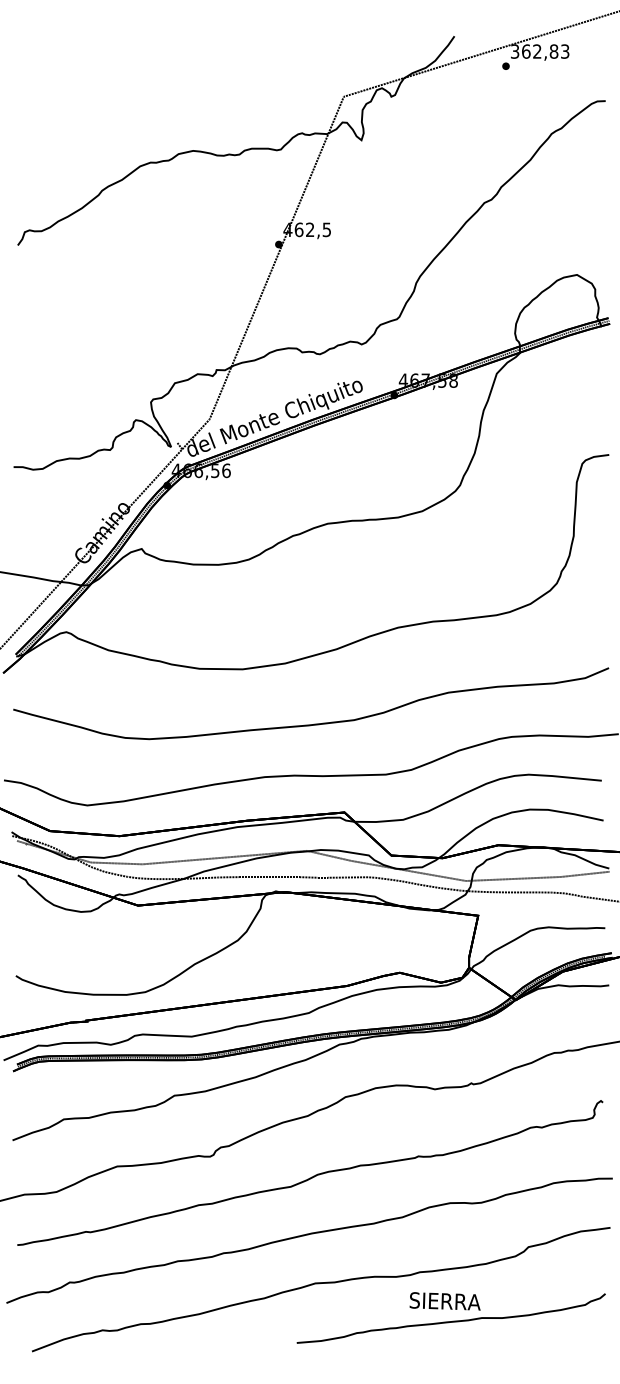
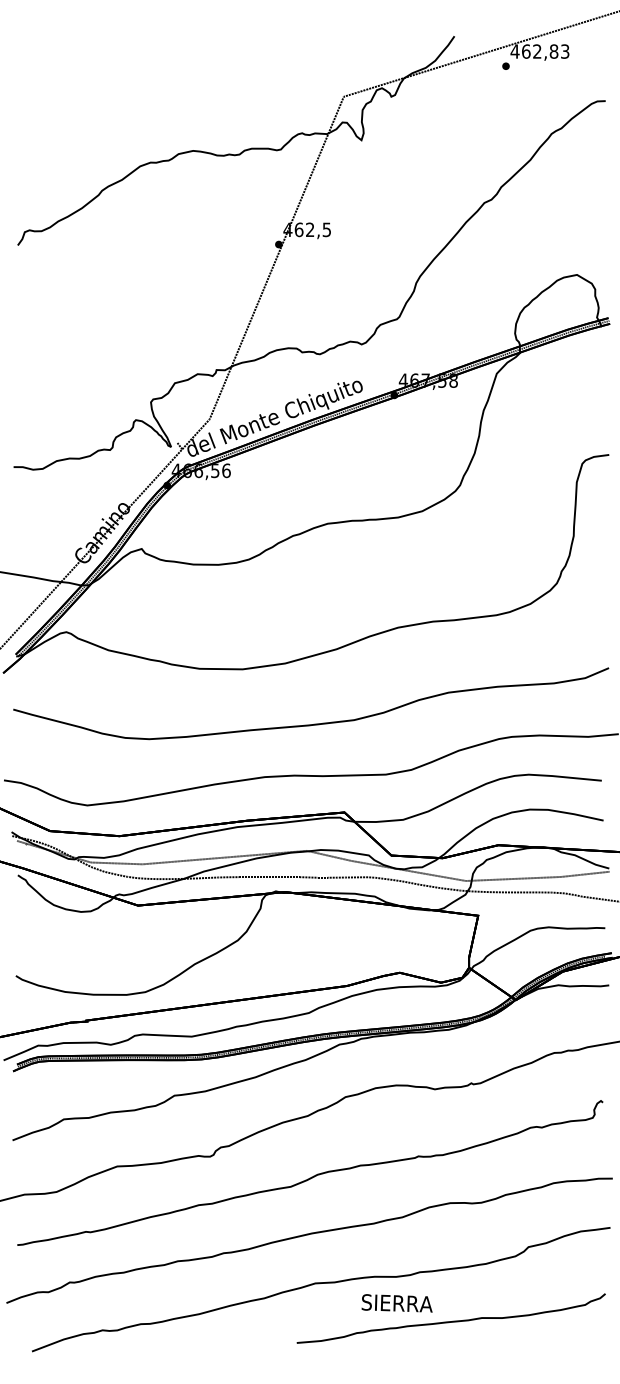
text: 362,83 -> 462,83 (514, 51)
text position: (444, 1301) -> (396, 1303) (396, 1303)
